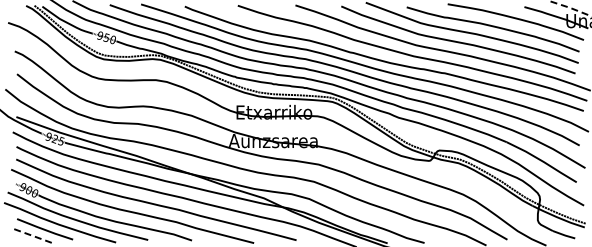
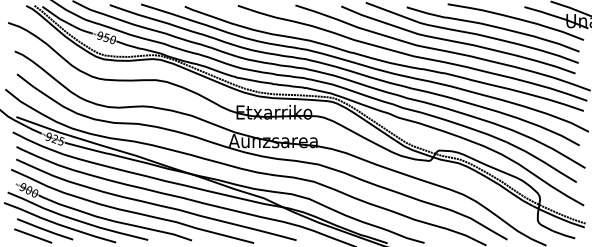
line: dashed -> solid (570, 8)
line: dashed -> solid (33, 236)
